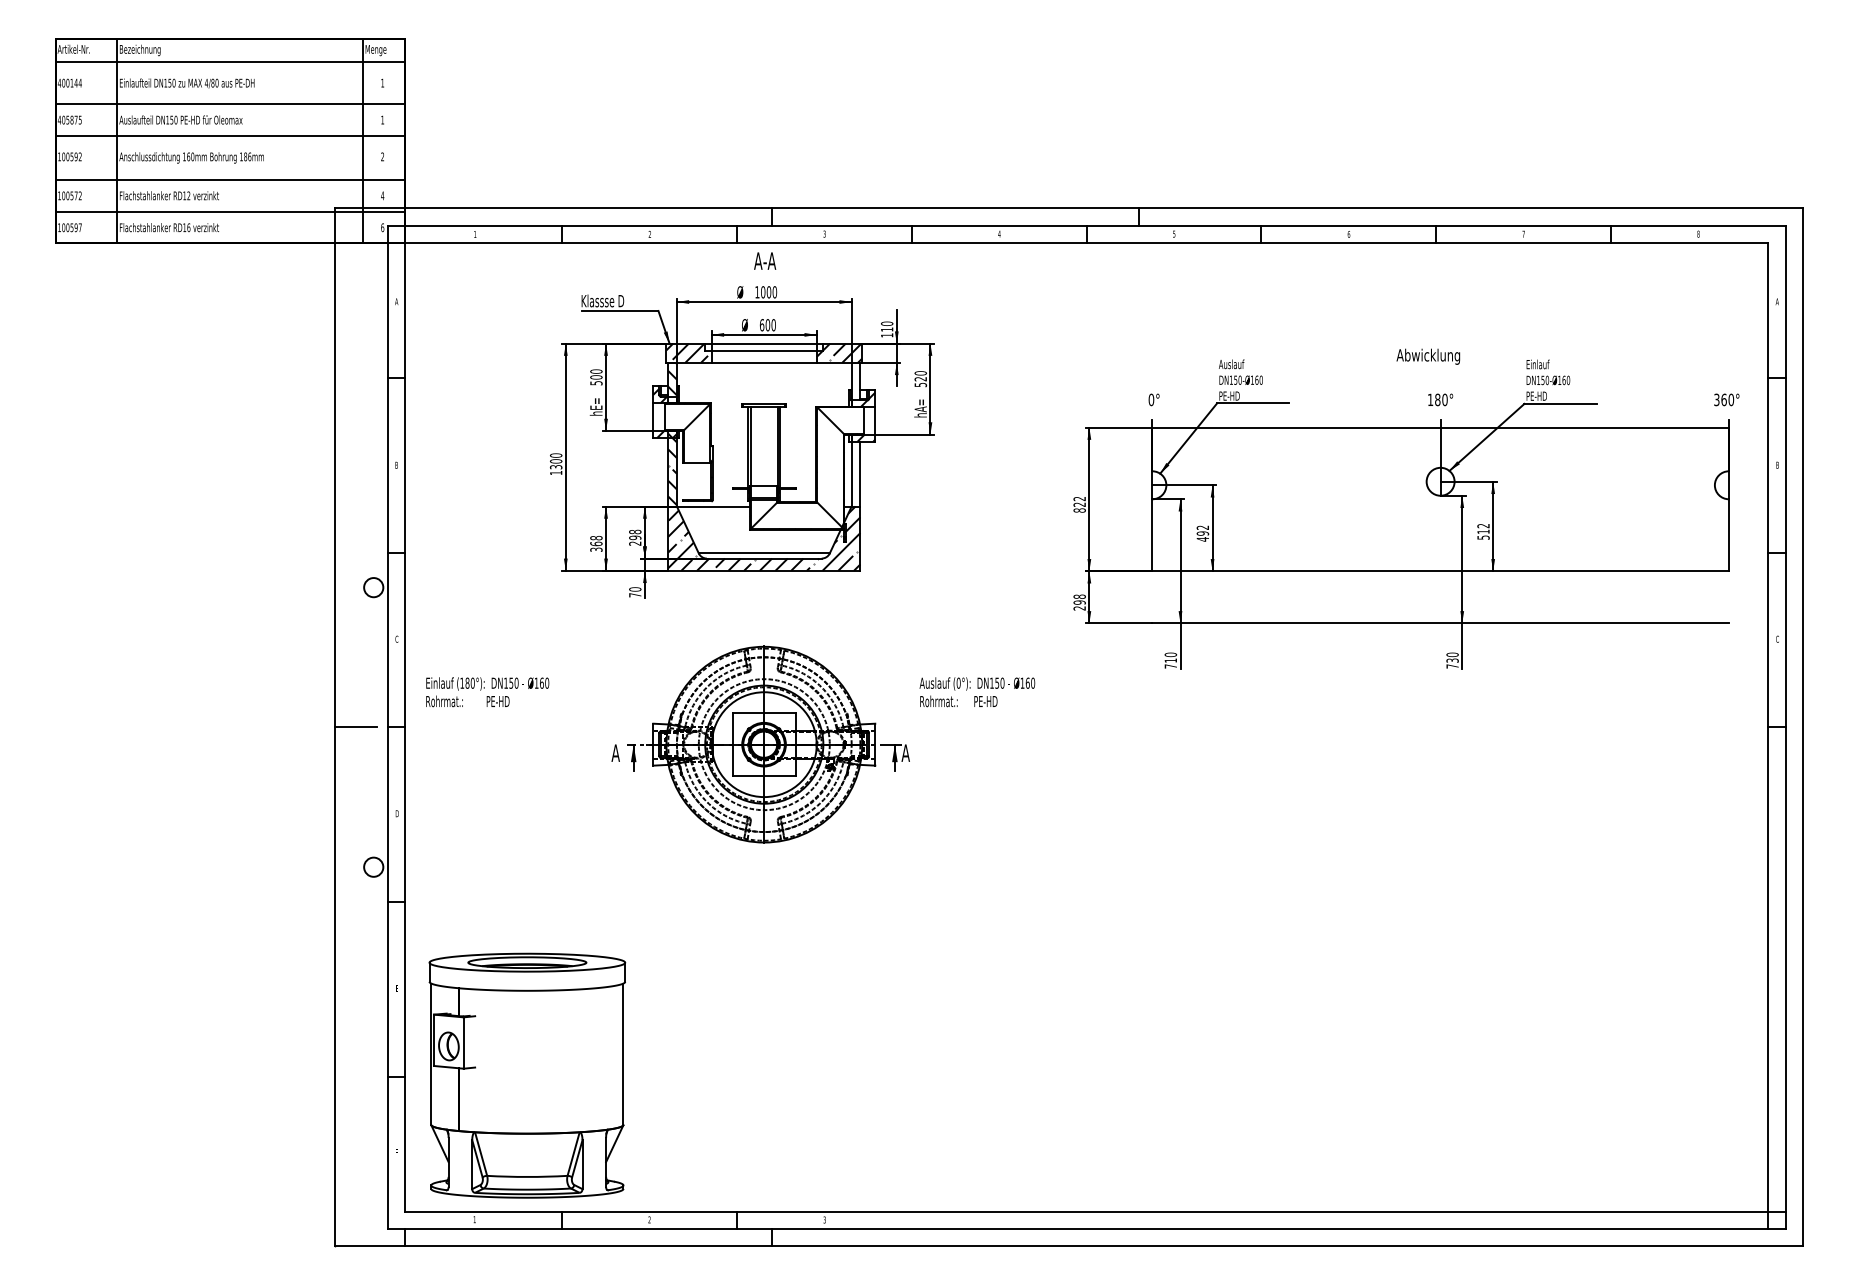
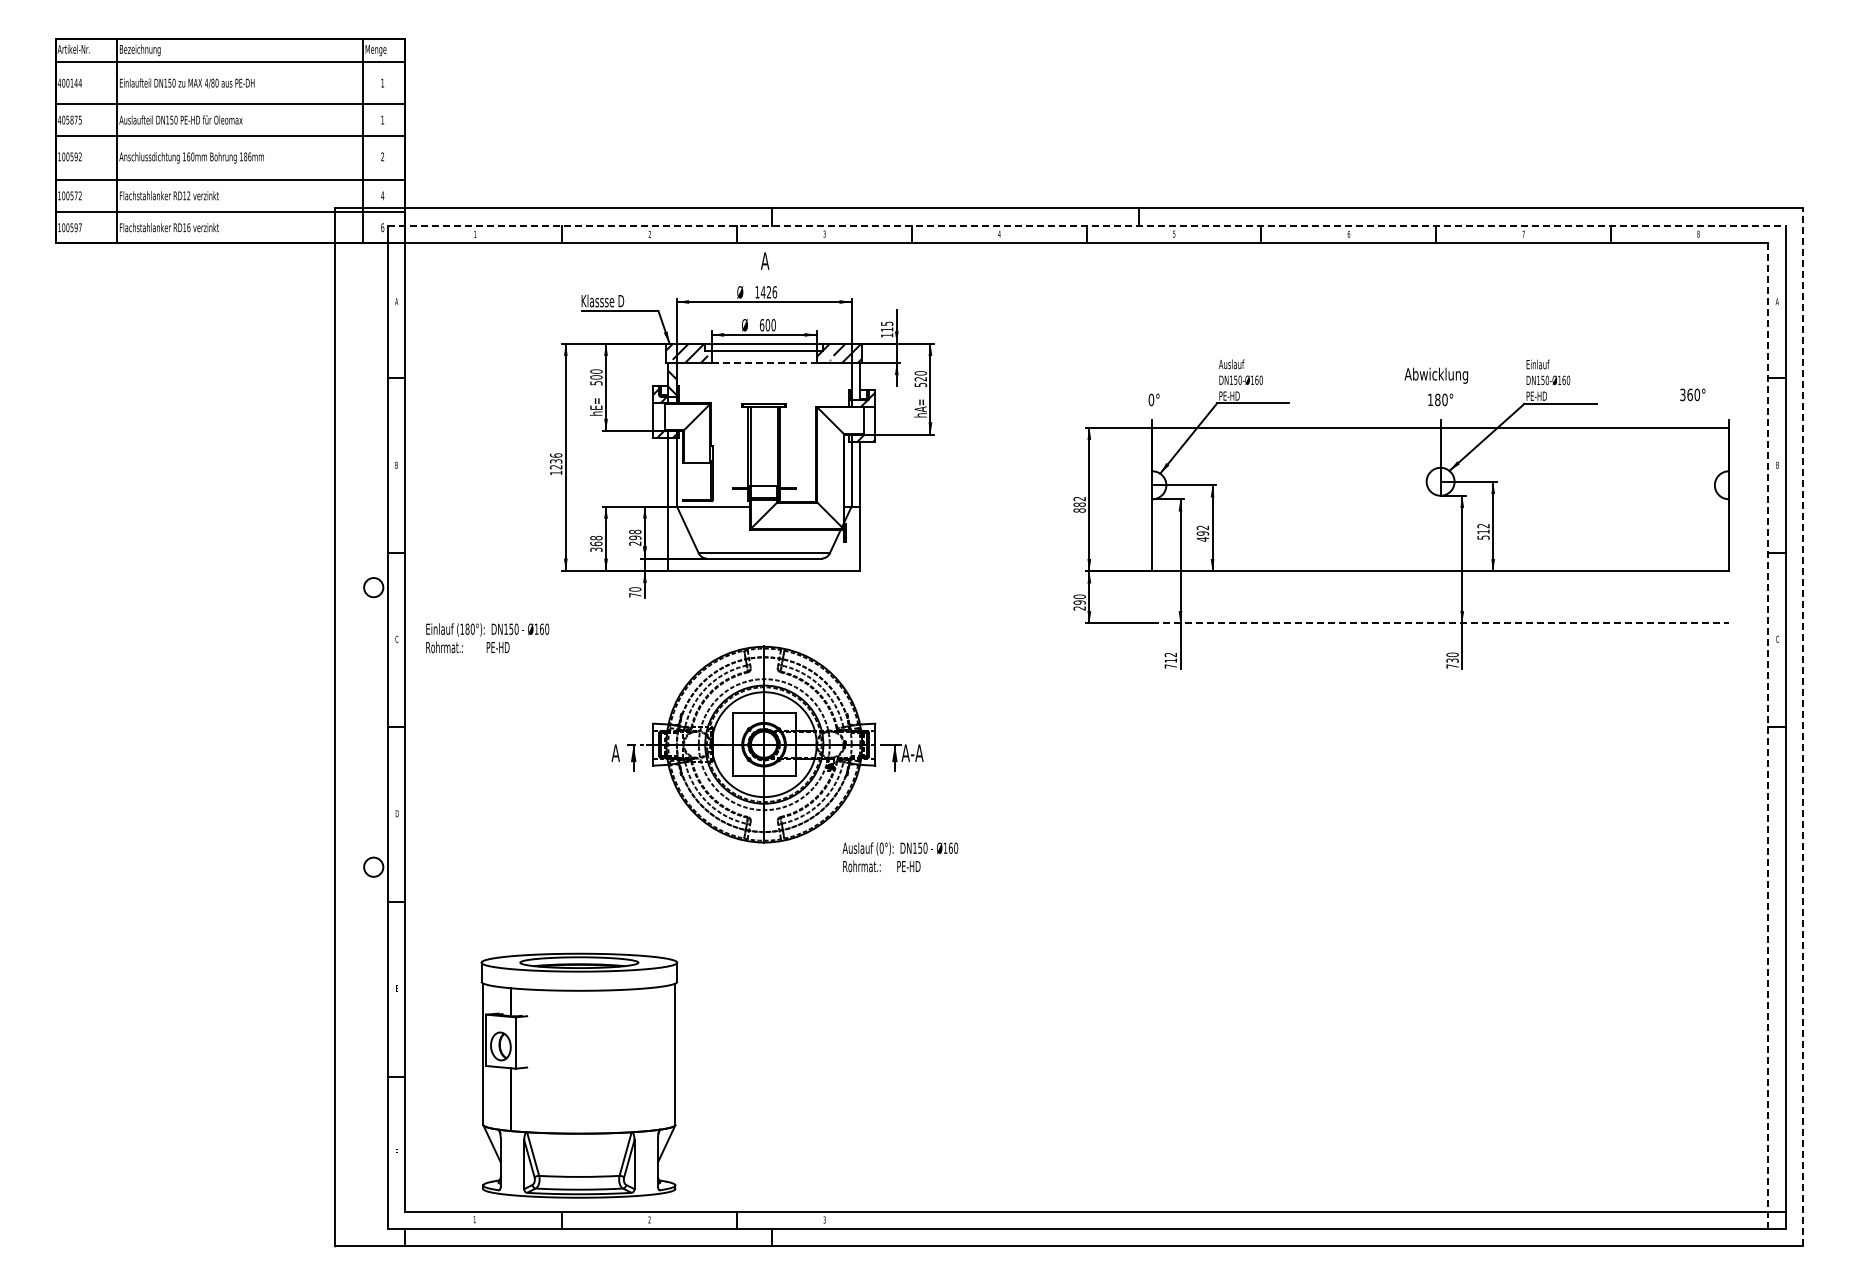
line: solid -> dashed (1087, 225)
text: A-A -> A (765, 260)
text: 1000 -> 1426 (768, 292)
text: 110 -> 115 (887, 323)
text position: (1428, 356) -> (1436, 375) (1436, 375)
line: solid -> dashed (764, 362)
text position: (1726, 399) -> (1692, 394) (1692, 394)
text: 1300 -> 1236 (556, 461)
hatch: present -> none (672, 468)
text: 822 -> 882 (1079, 504)
hatch: present -> none (764, 538)
text: 298 -> 290 (1079, 596)
line: solid -> dashed (1441, 623)
text: 710 -> 712 (1170, 654)
text position: (487, 692) -> (487, 638) (487, 638)
text position: (977, 692) -> (900, 857) (900, 857)
line: solid -> dashed (1803, 726)
line: present -> none (356, 727)
line: solid -> dashed (1768, 736)
text: A -> A-A (916, 752)
part position: (527, 1075) -> (579, 1075) (579, 1075)
